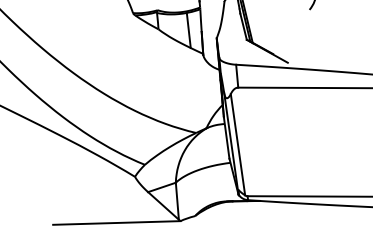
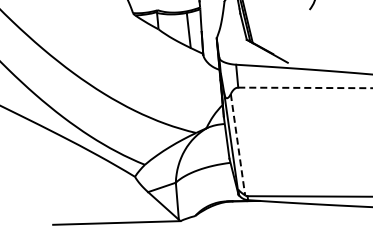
line: solid -> dashed (305, 87)
line: solid -> dashed (238, 145)
